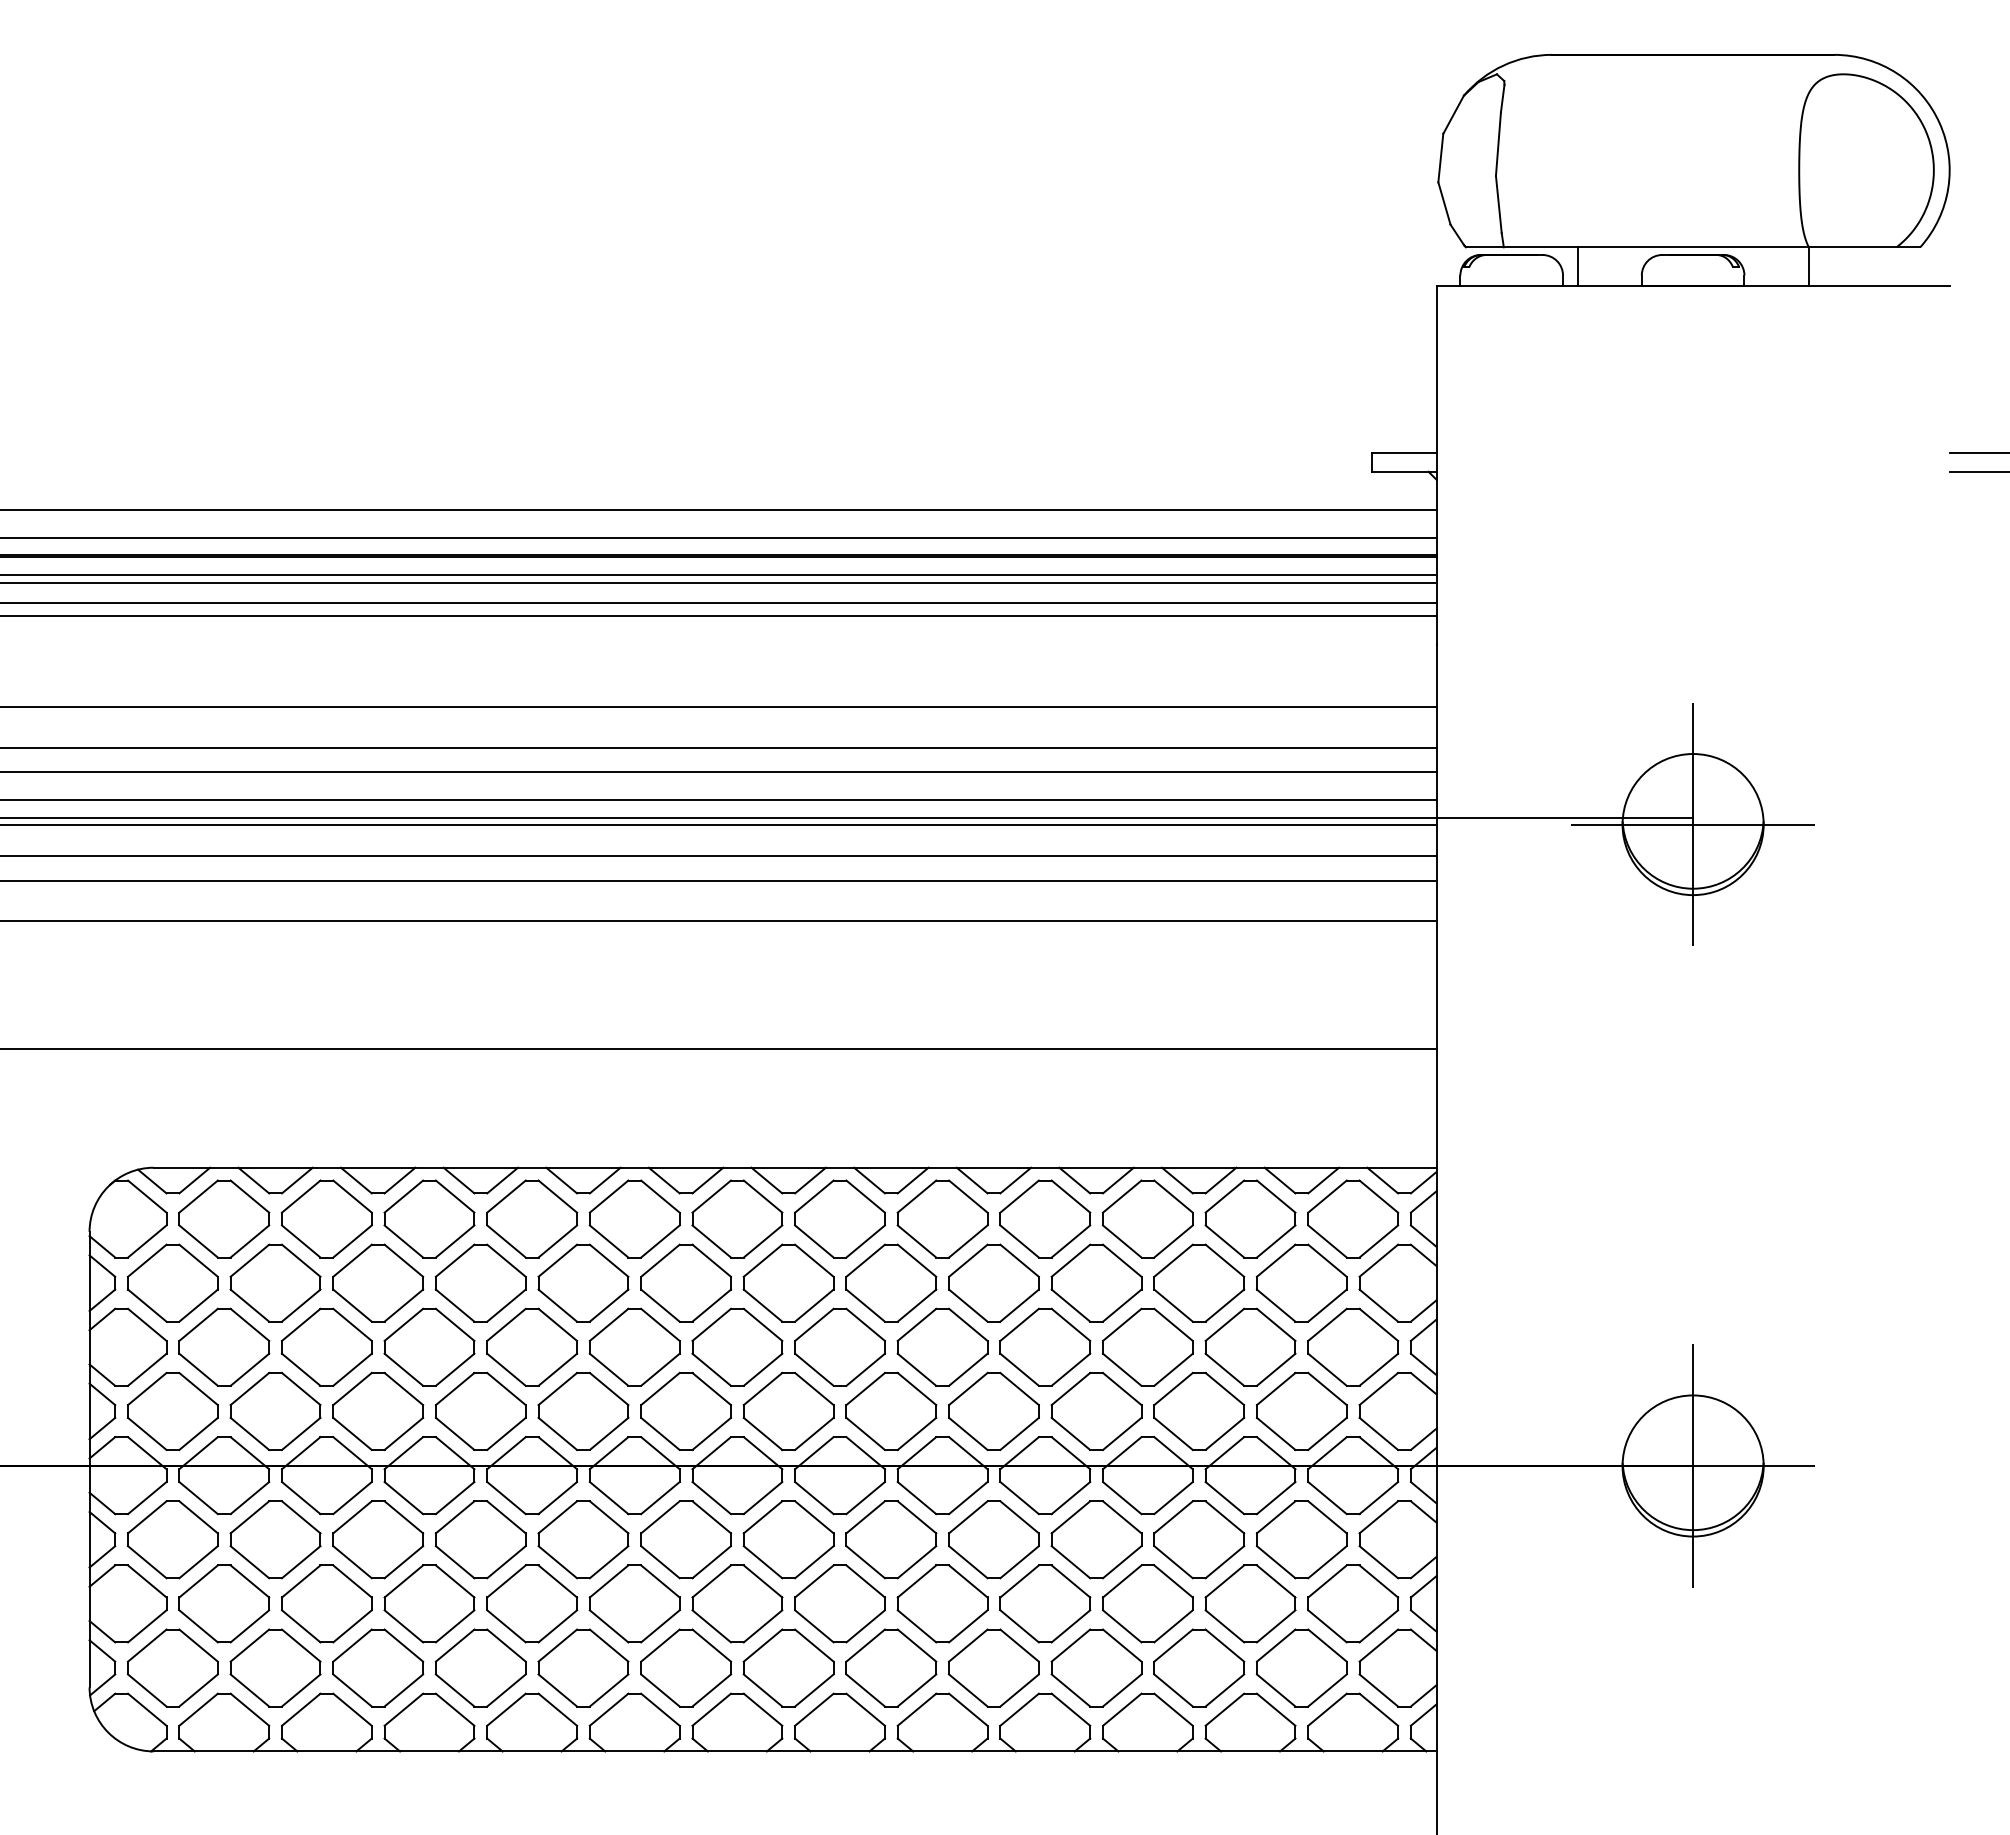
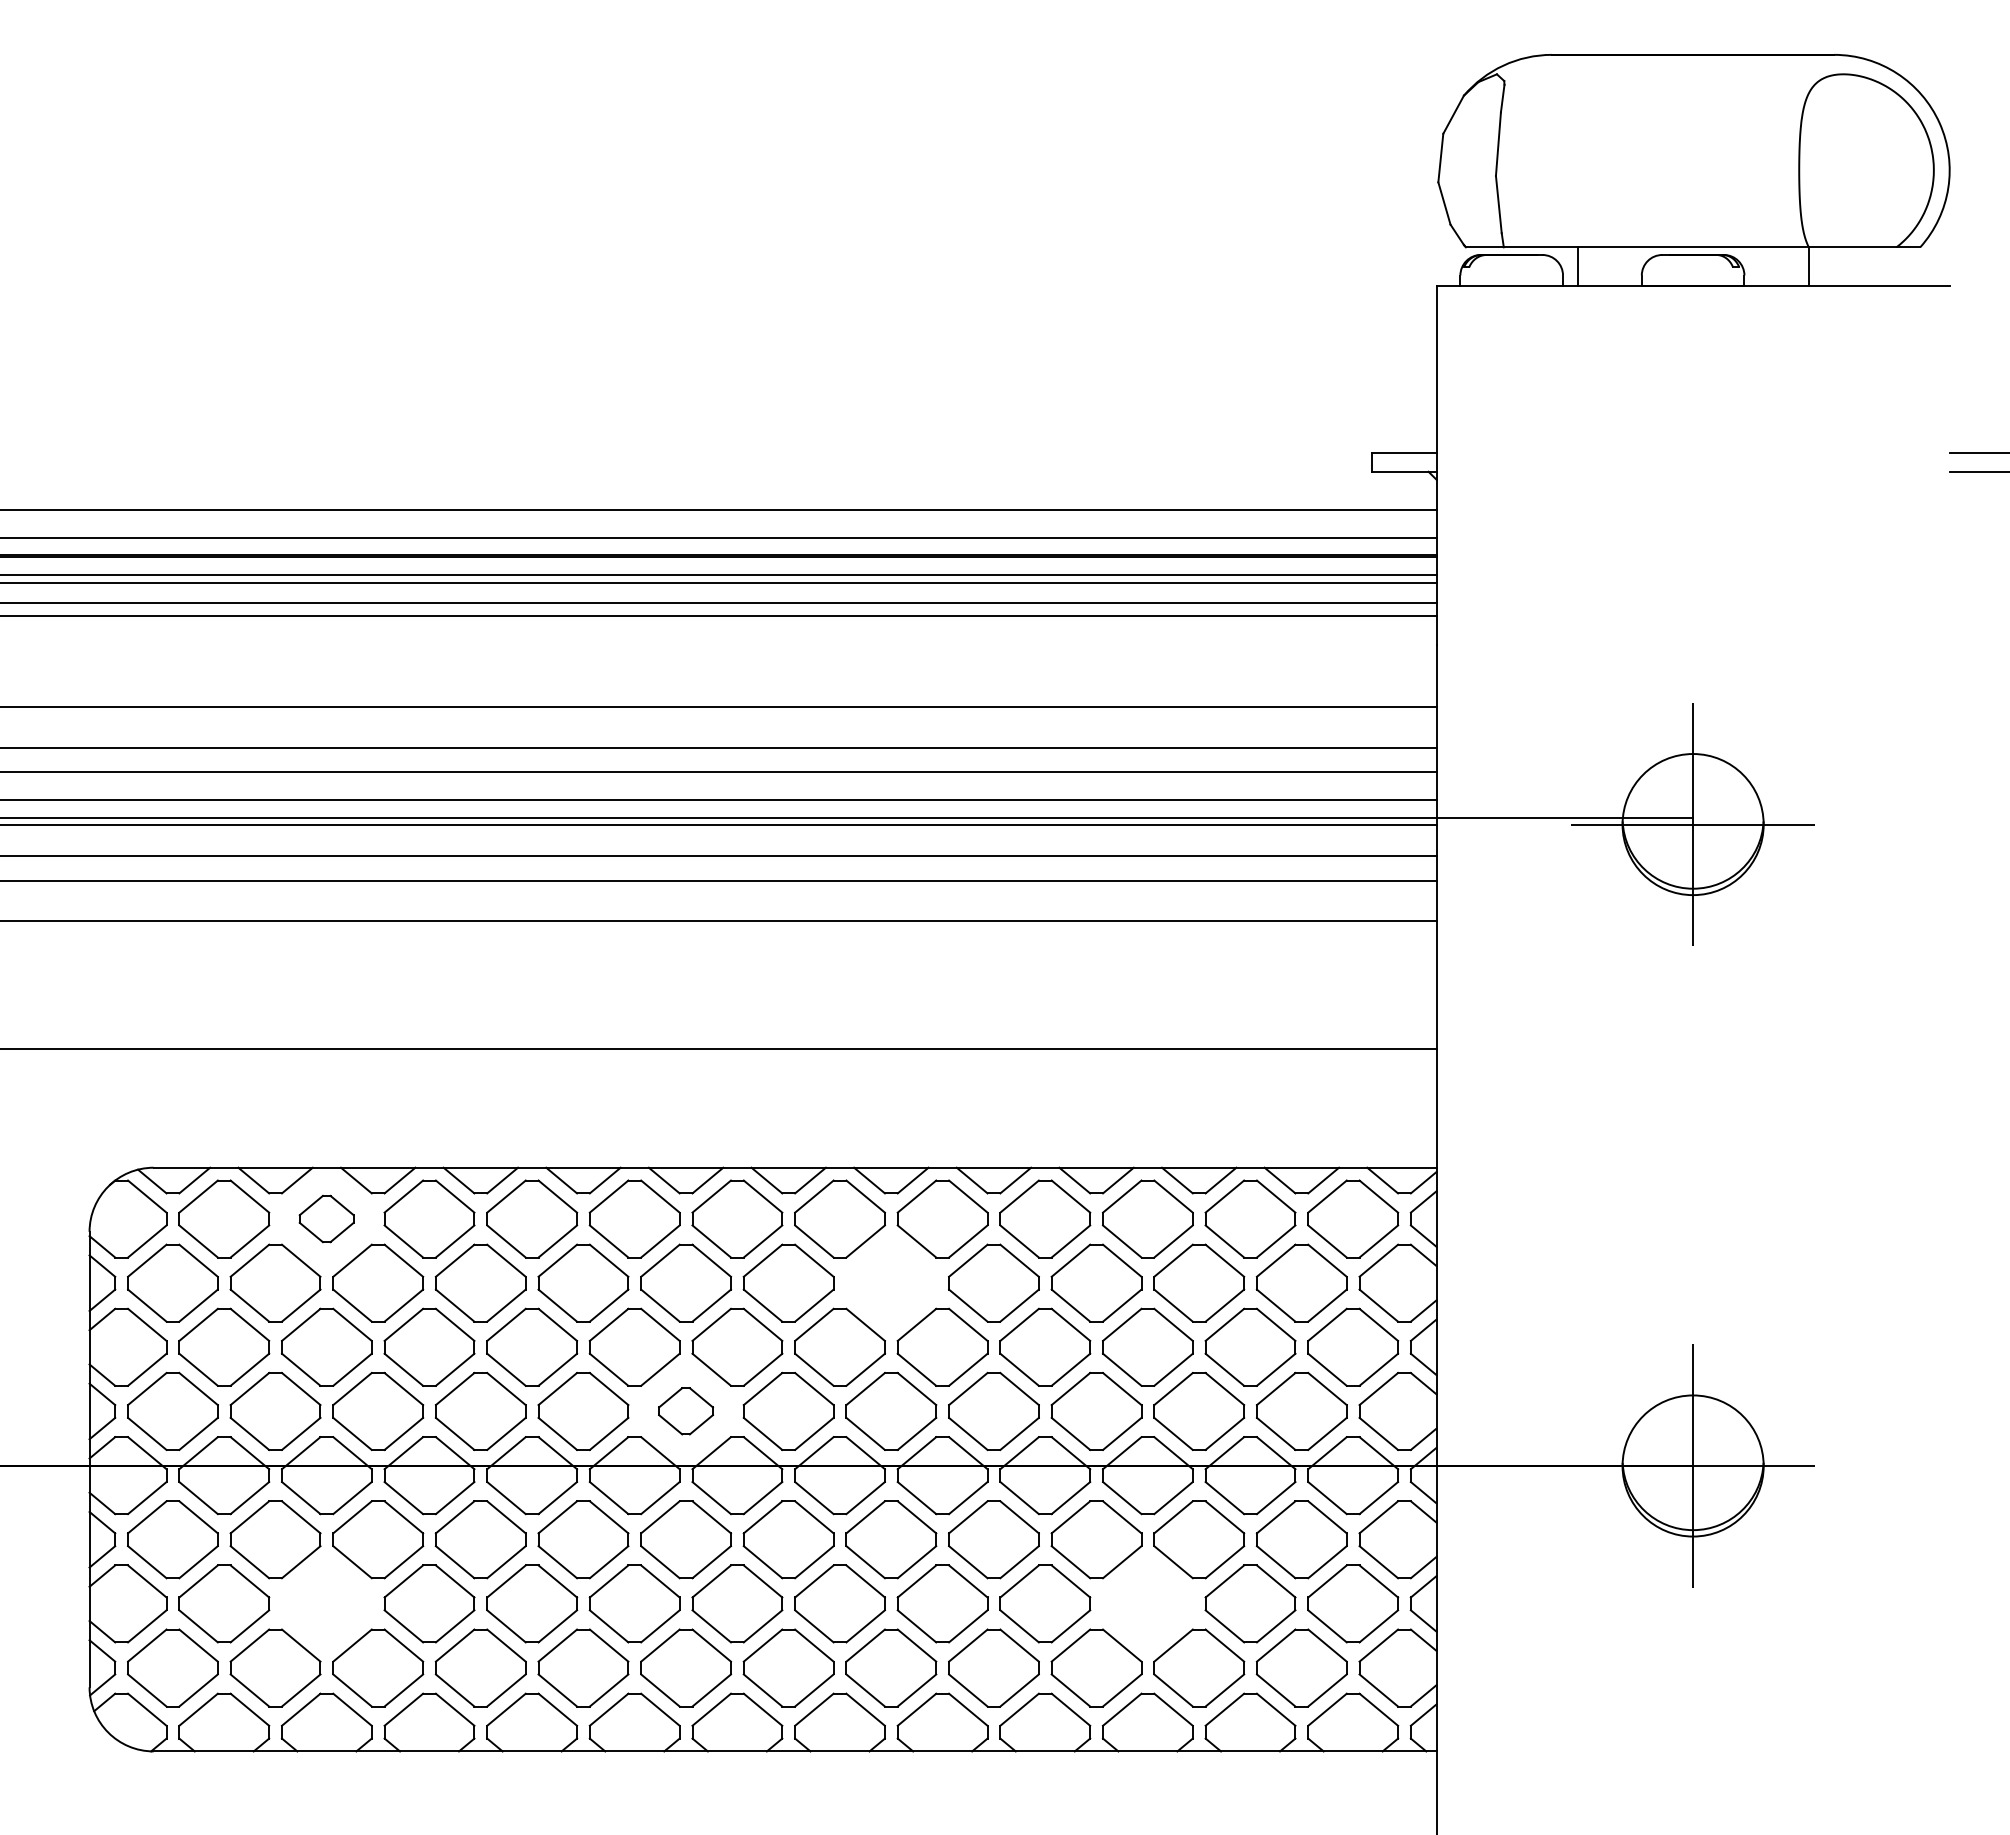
part size: 93x80 px -> 57x50 px (326, 1218)
part: present -> none (891, 1282)
part size: 92x80 px -> 57x49 px (686, 1411)
part: present -> none (326, 1603)
part: present -> none (1147, 1603)
